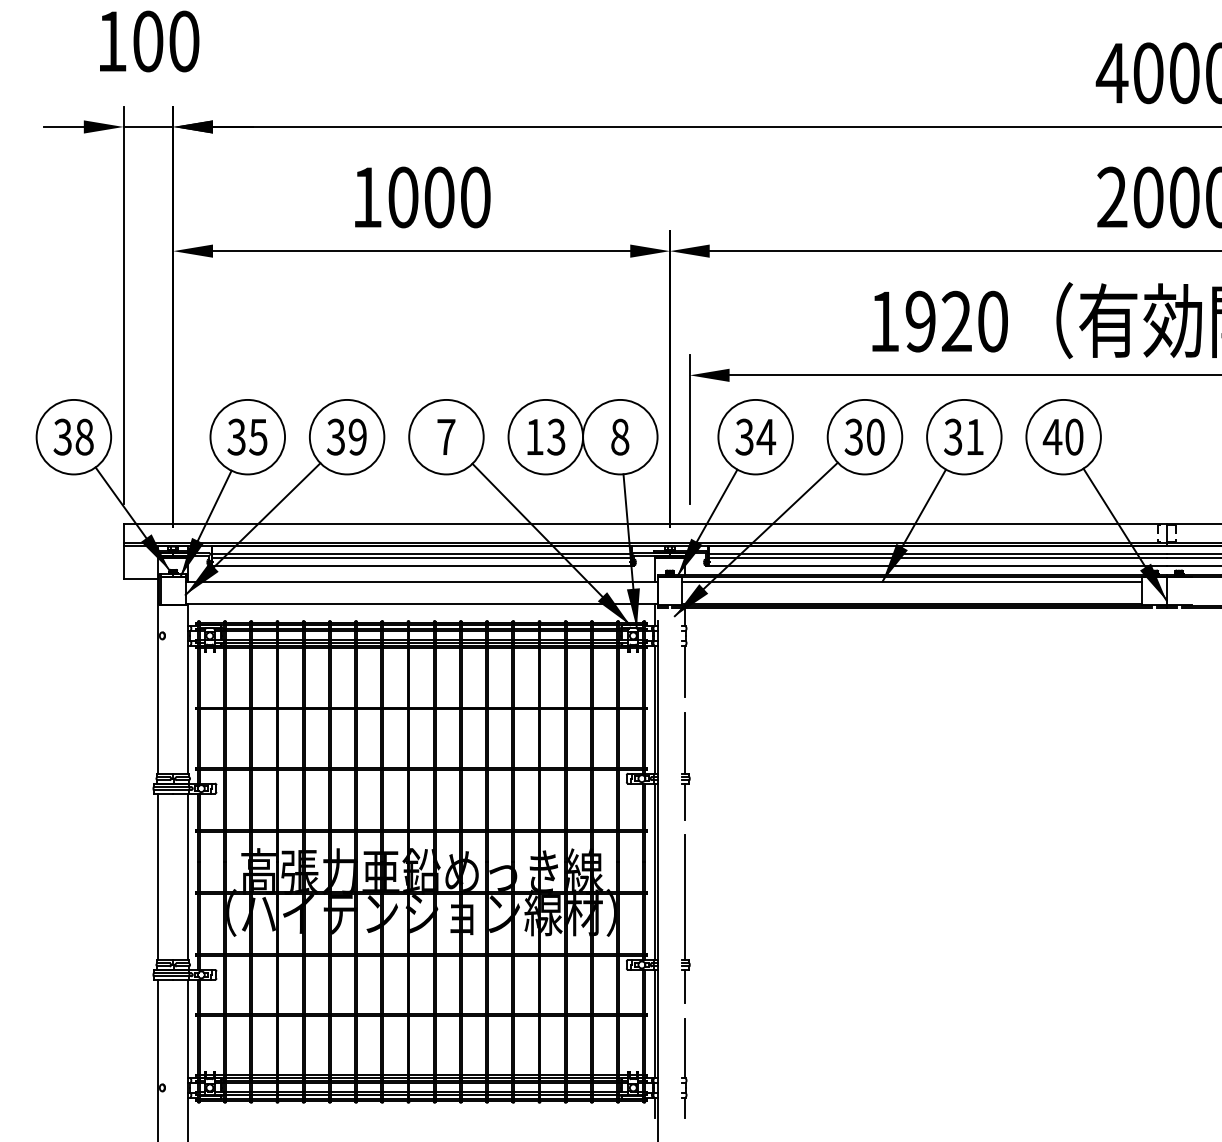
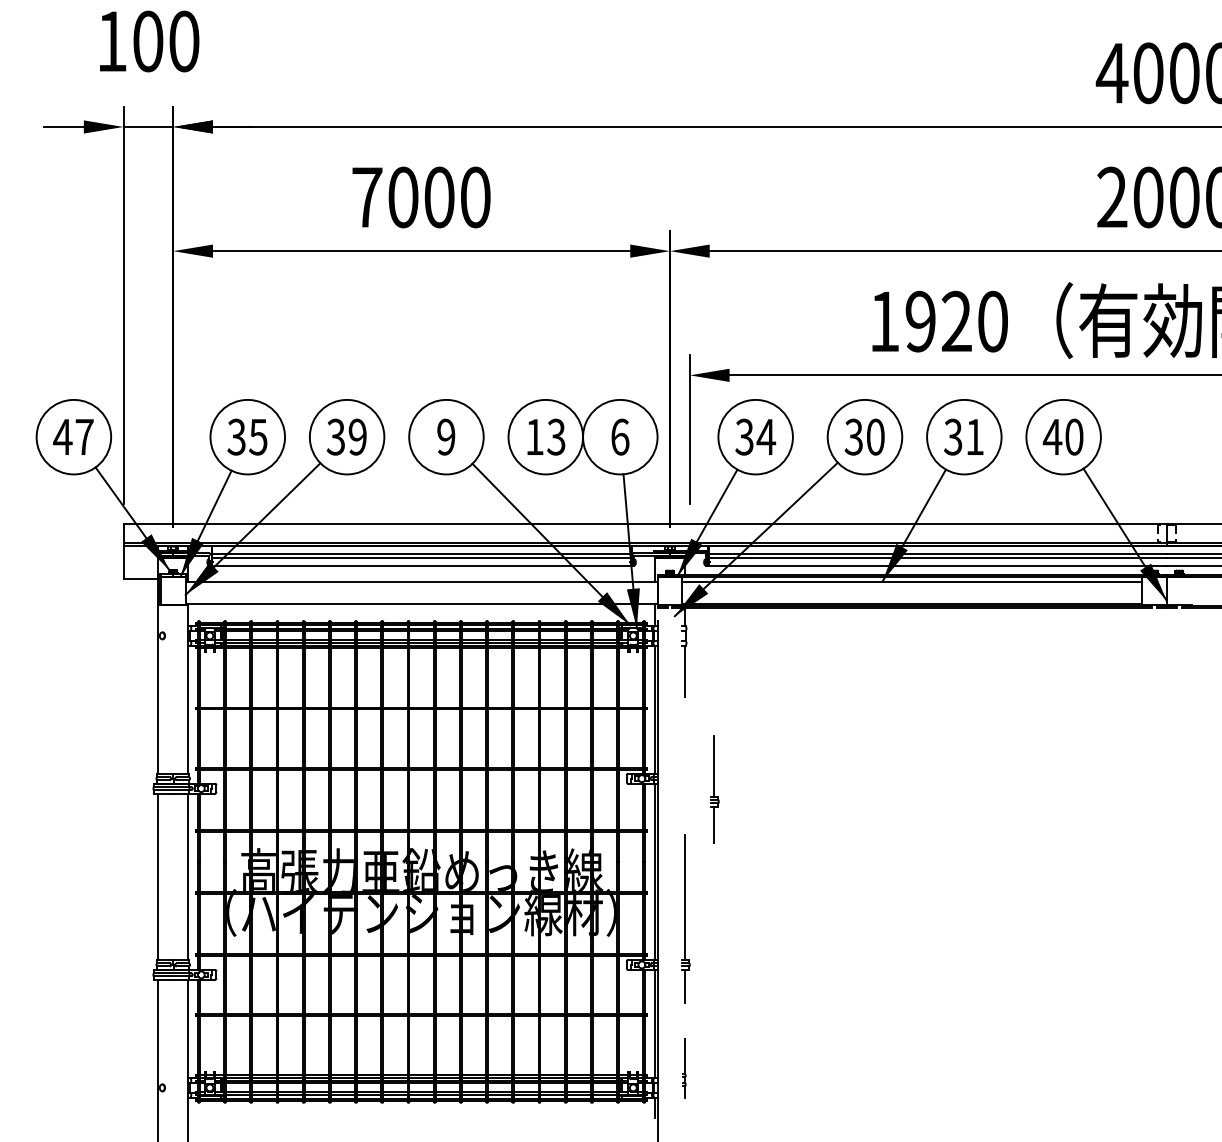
text: 1000 -> 7000 (367, 197)
text: 38 -> 47 (73, 436)
text: 7 -> 9 (446, 436)
text: 8 -> 6 (620, 436)
part position: (685, 766) -> (714, 789) (714, 789)
part size: 7x101 px -> 5x61 px (684, 1068)
